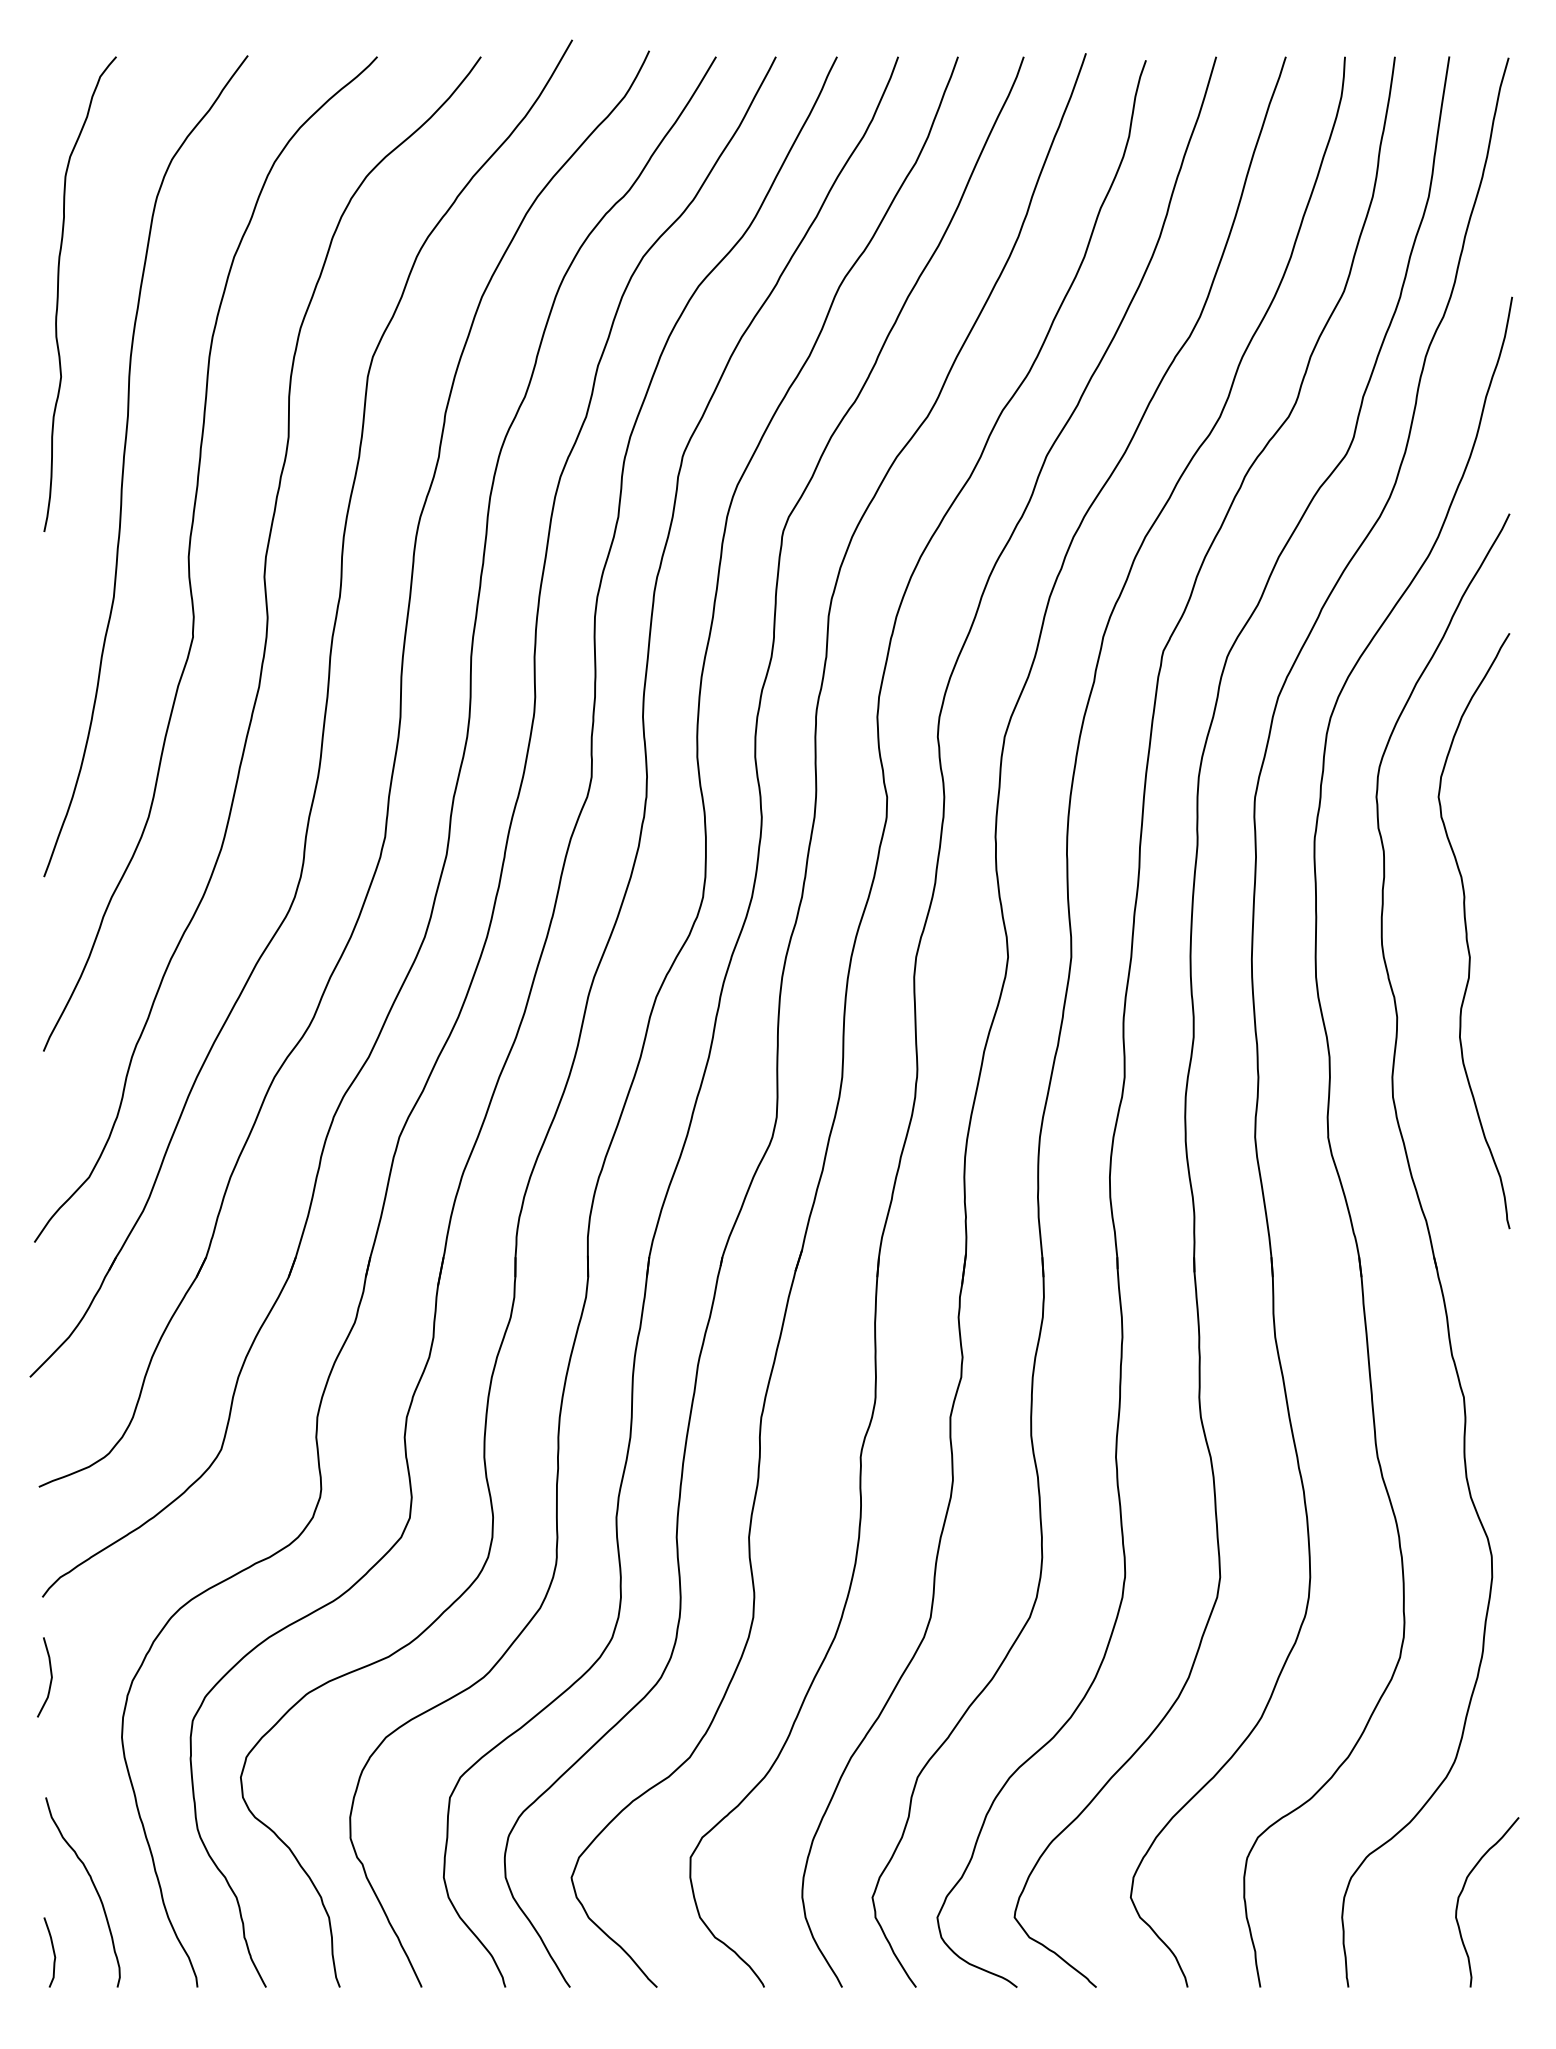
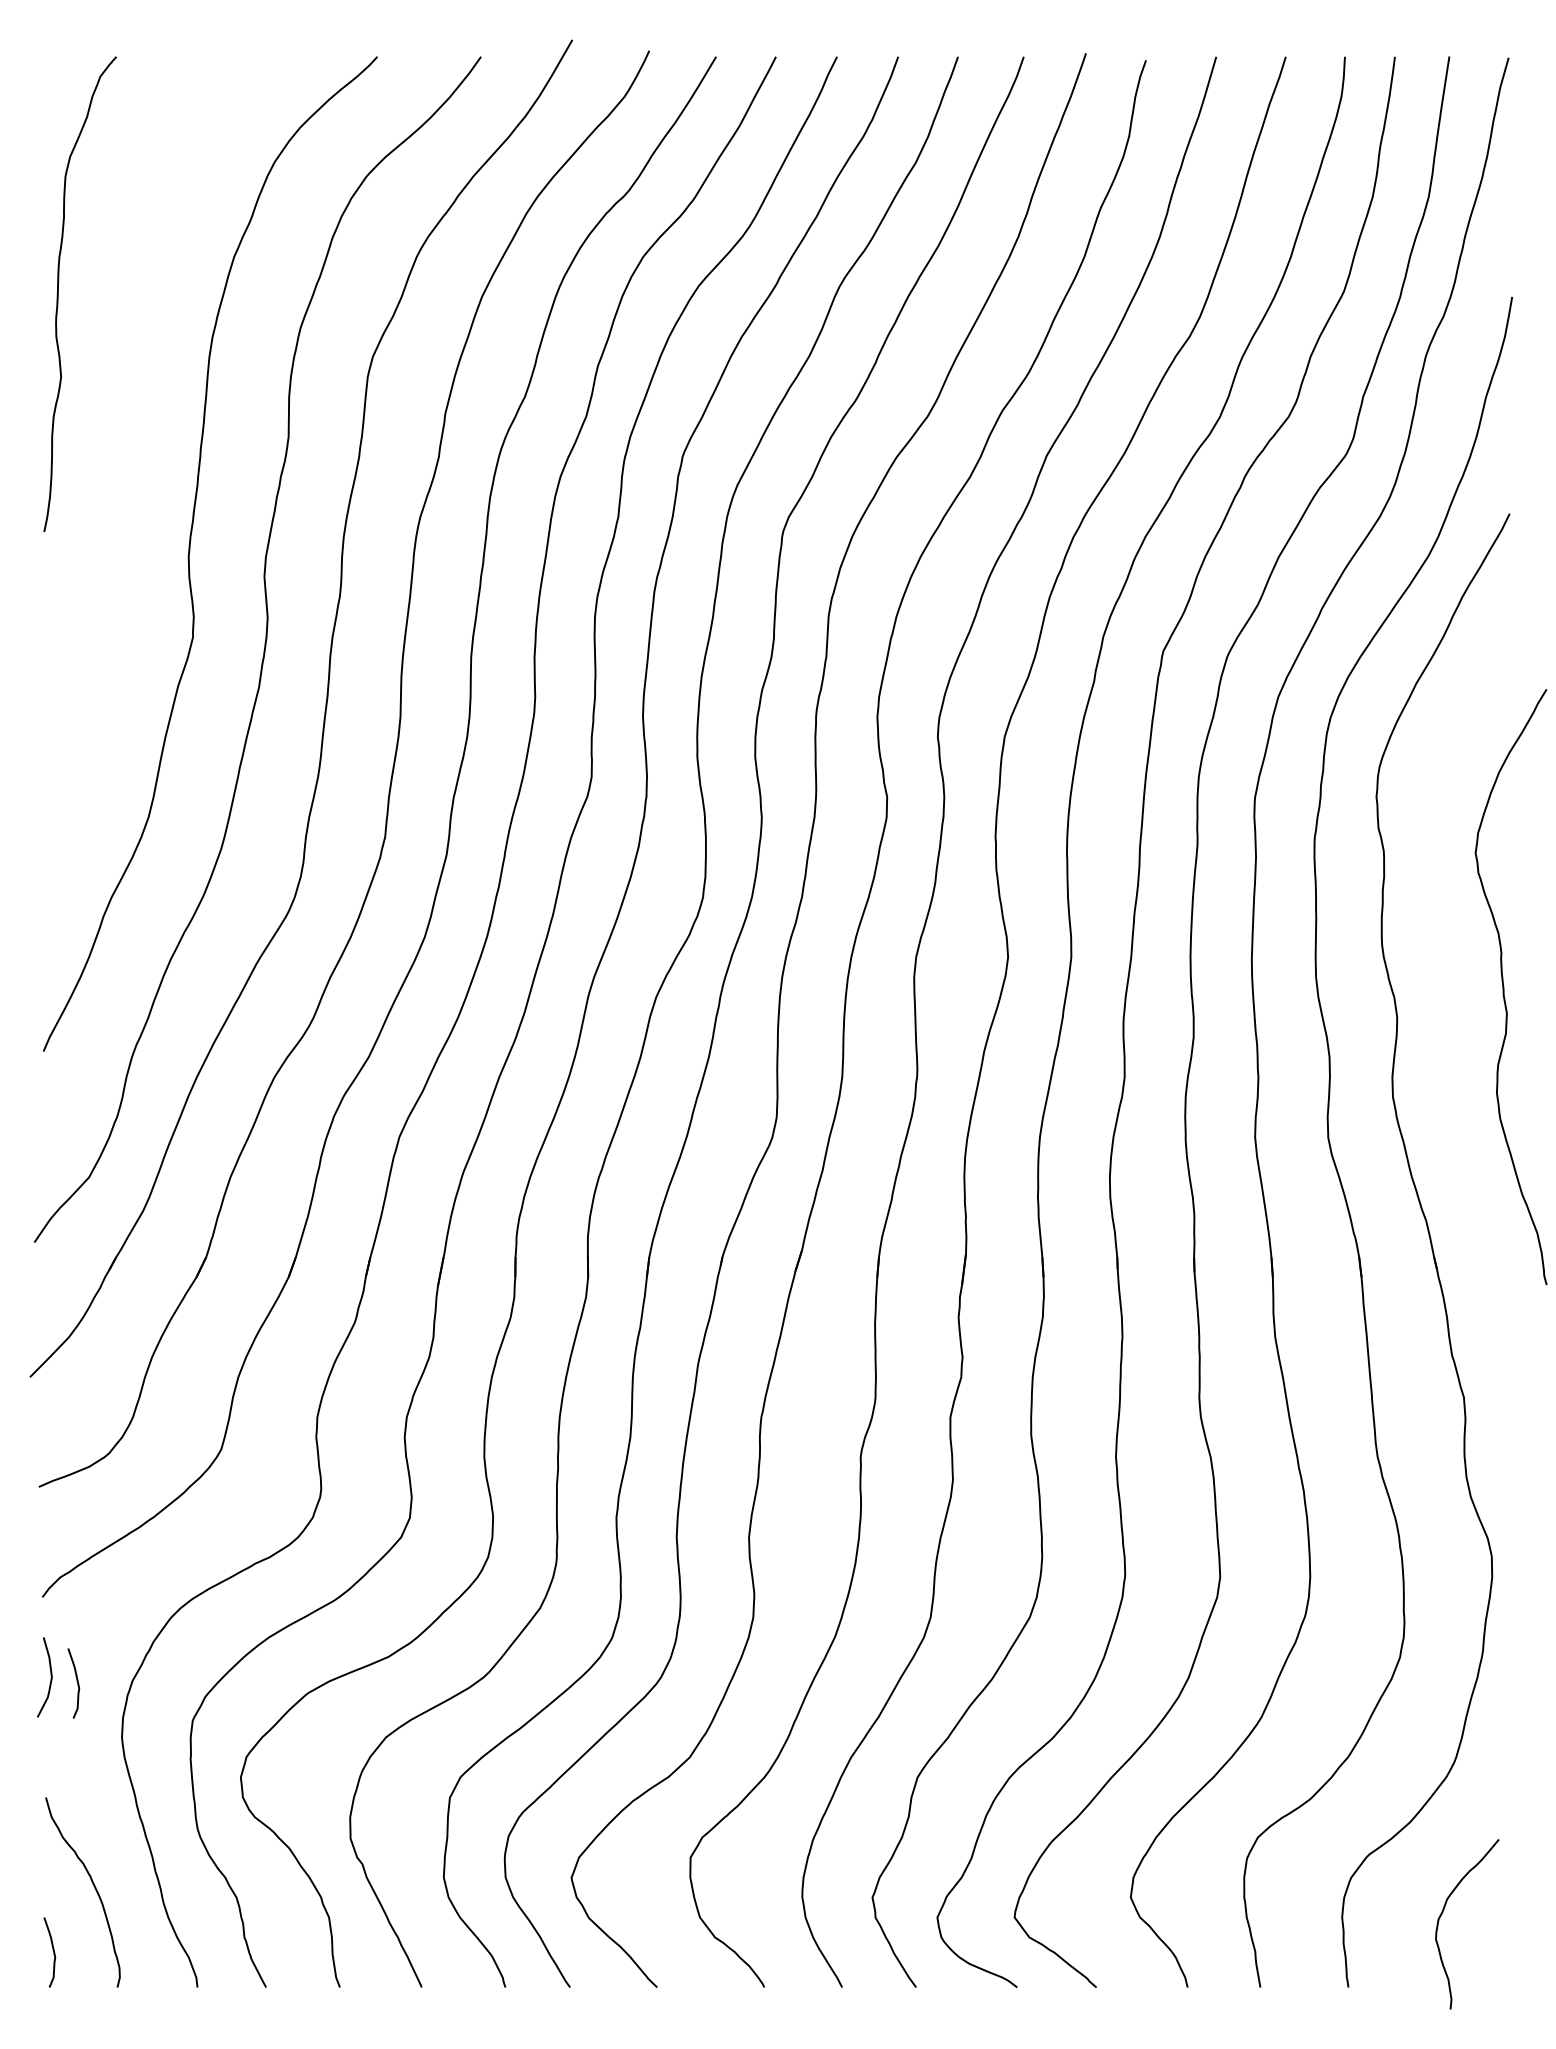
curve: present -> none (124, 466)
curve position: (1467, 931) -> (1504, 987) (1504, 987)
curve: none -> present (76, 1681)
curve position: (1463, 1890) -> (1443, 1912) (1443, 1912)
